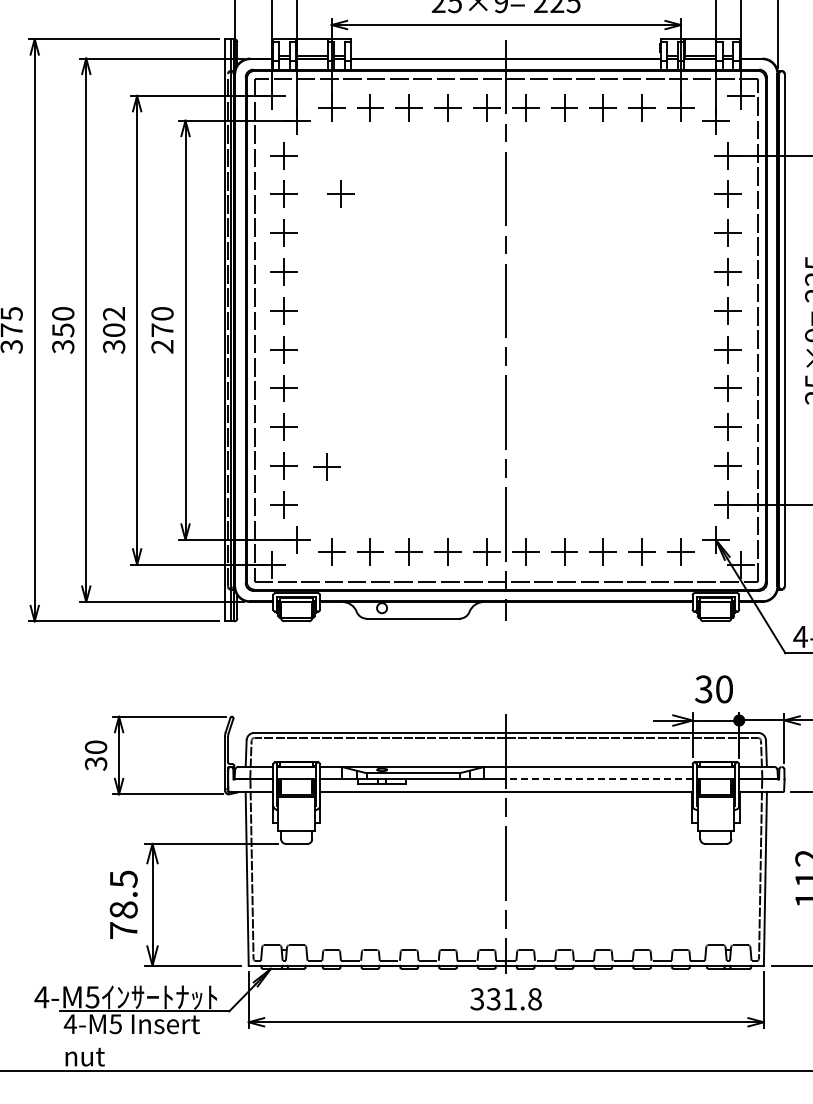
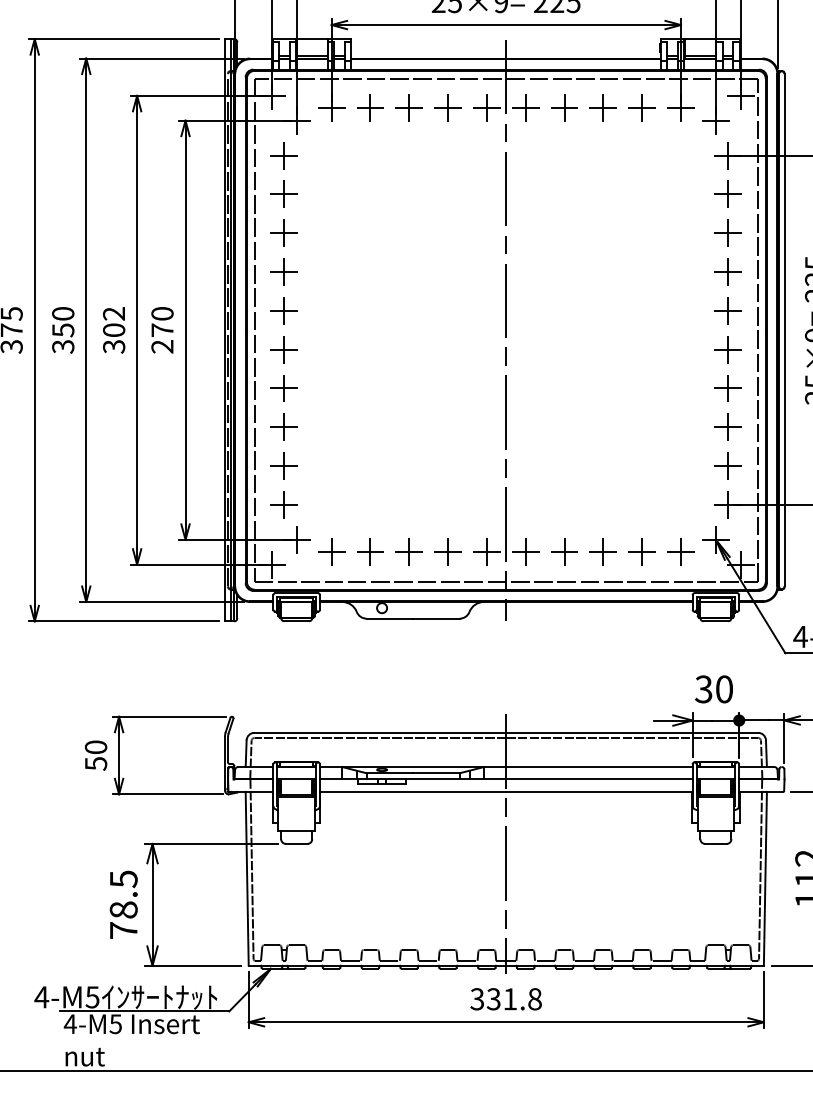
part: present -> none (340, 193)
part: present -> none (326, 466)
text: 30 -> 50 (95, 763)
line: dashed -> solid (598, 779)
